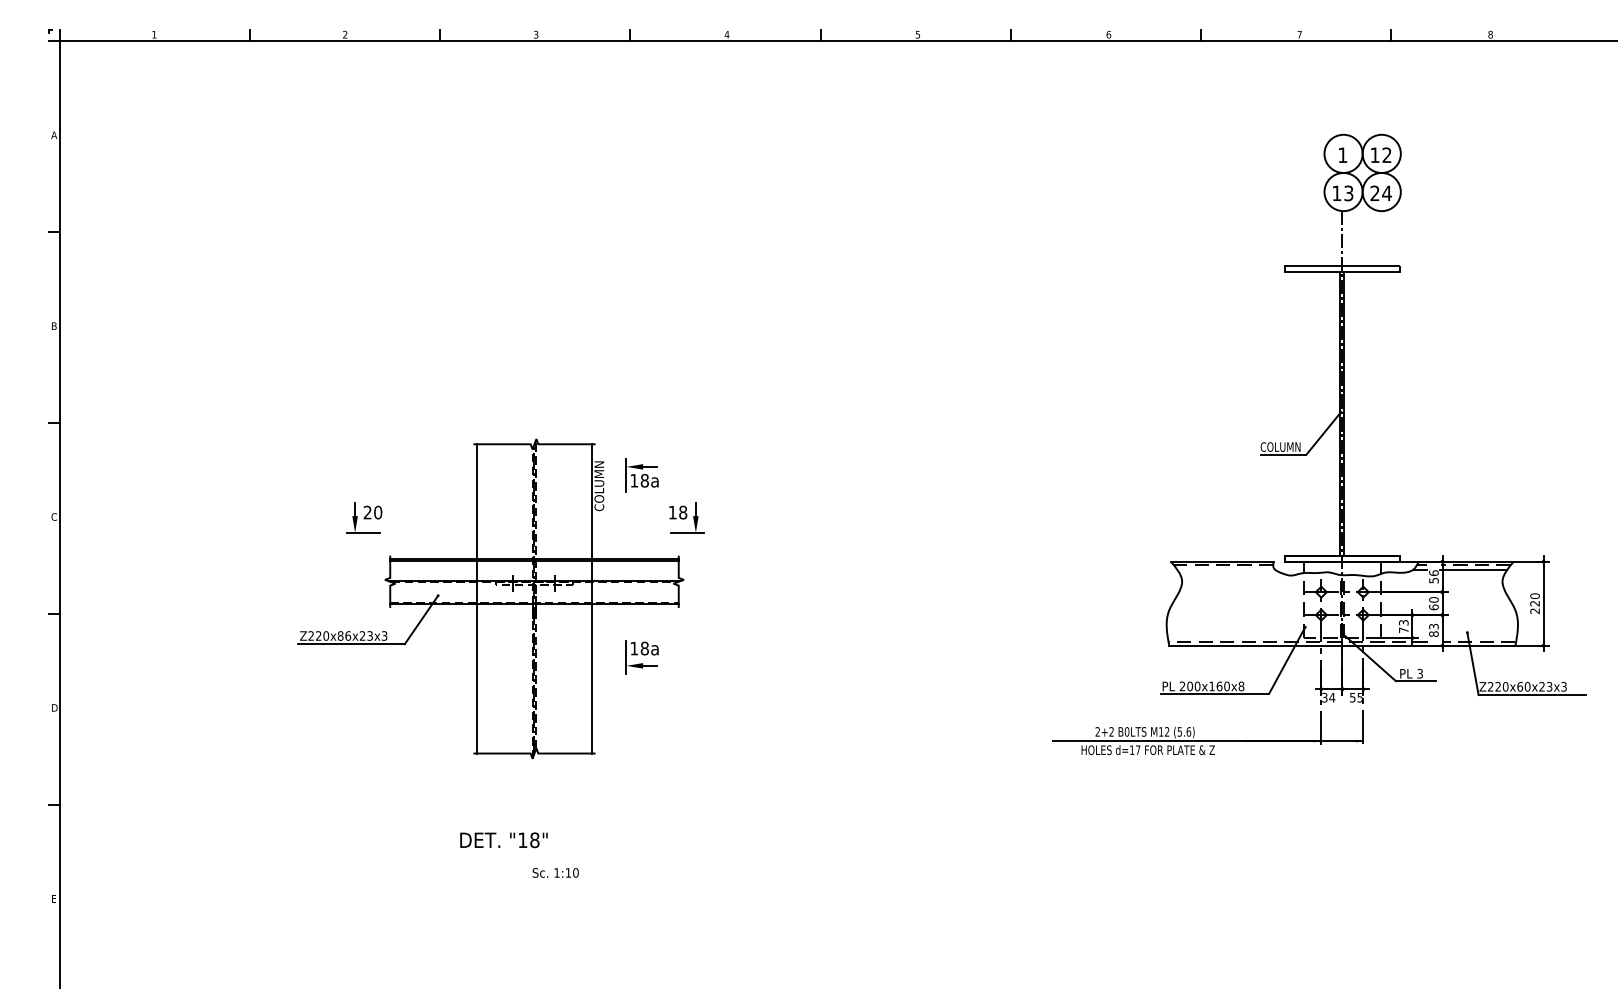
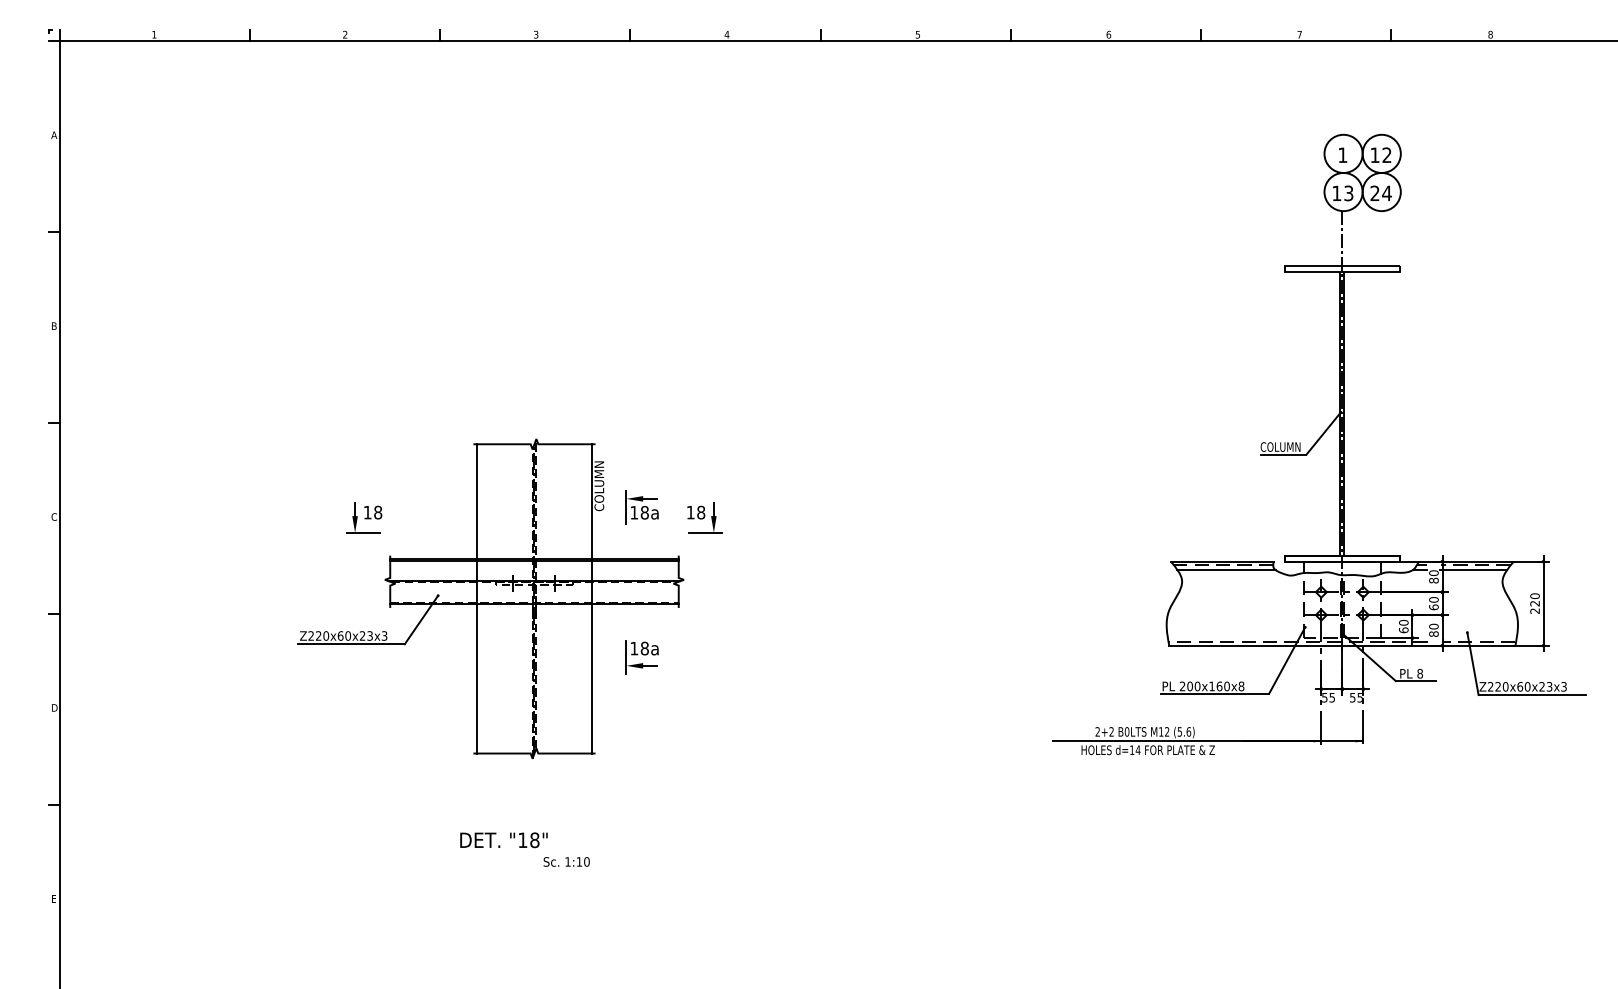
part position: (641, 475) -> (641, 507) (641, 507)
text: 20 -> 18 (372, 512)
part position: (686, 517) -> (704, 517) (704, 517)
line: none -> present (1226, 570)
text: 56 -> 80 (1433, 576)
text: 73 -> 60 (1403, 626)
text: 83 -> 80 (1433, 626)
text: Z220x86x23x3 -> Z220x60x23x3 (344, 635)
text: 3 -> 8 (1419, 673)
text: 34 -> 55 (1328, 697)
text: d=17 -> d=14 (1137, 749)
text position: (555, 872) -> (566, 861) (566, 861)
